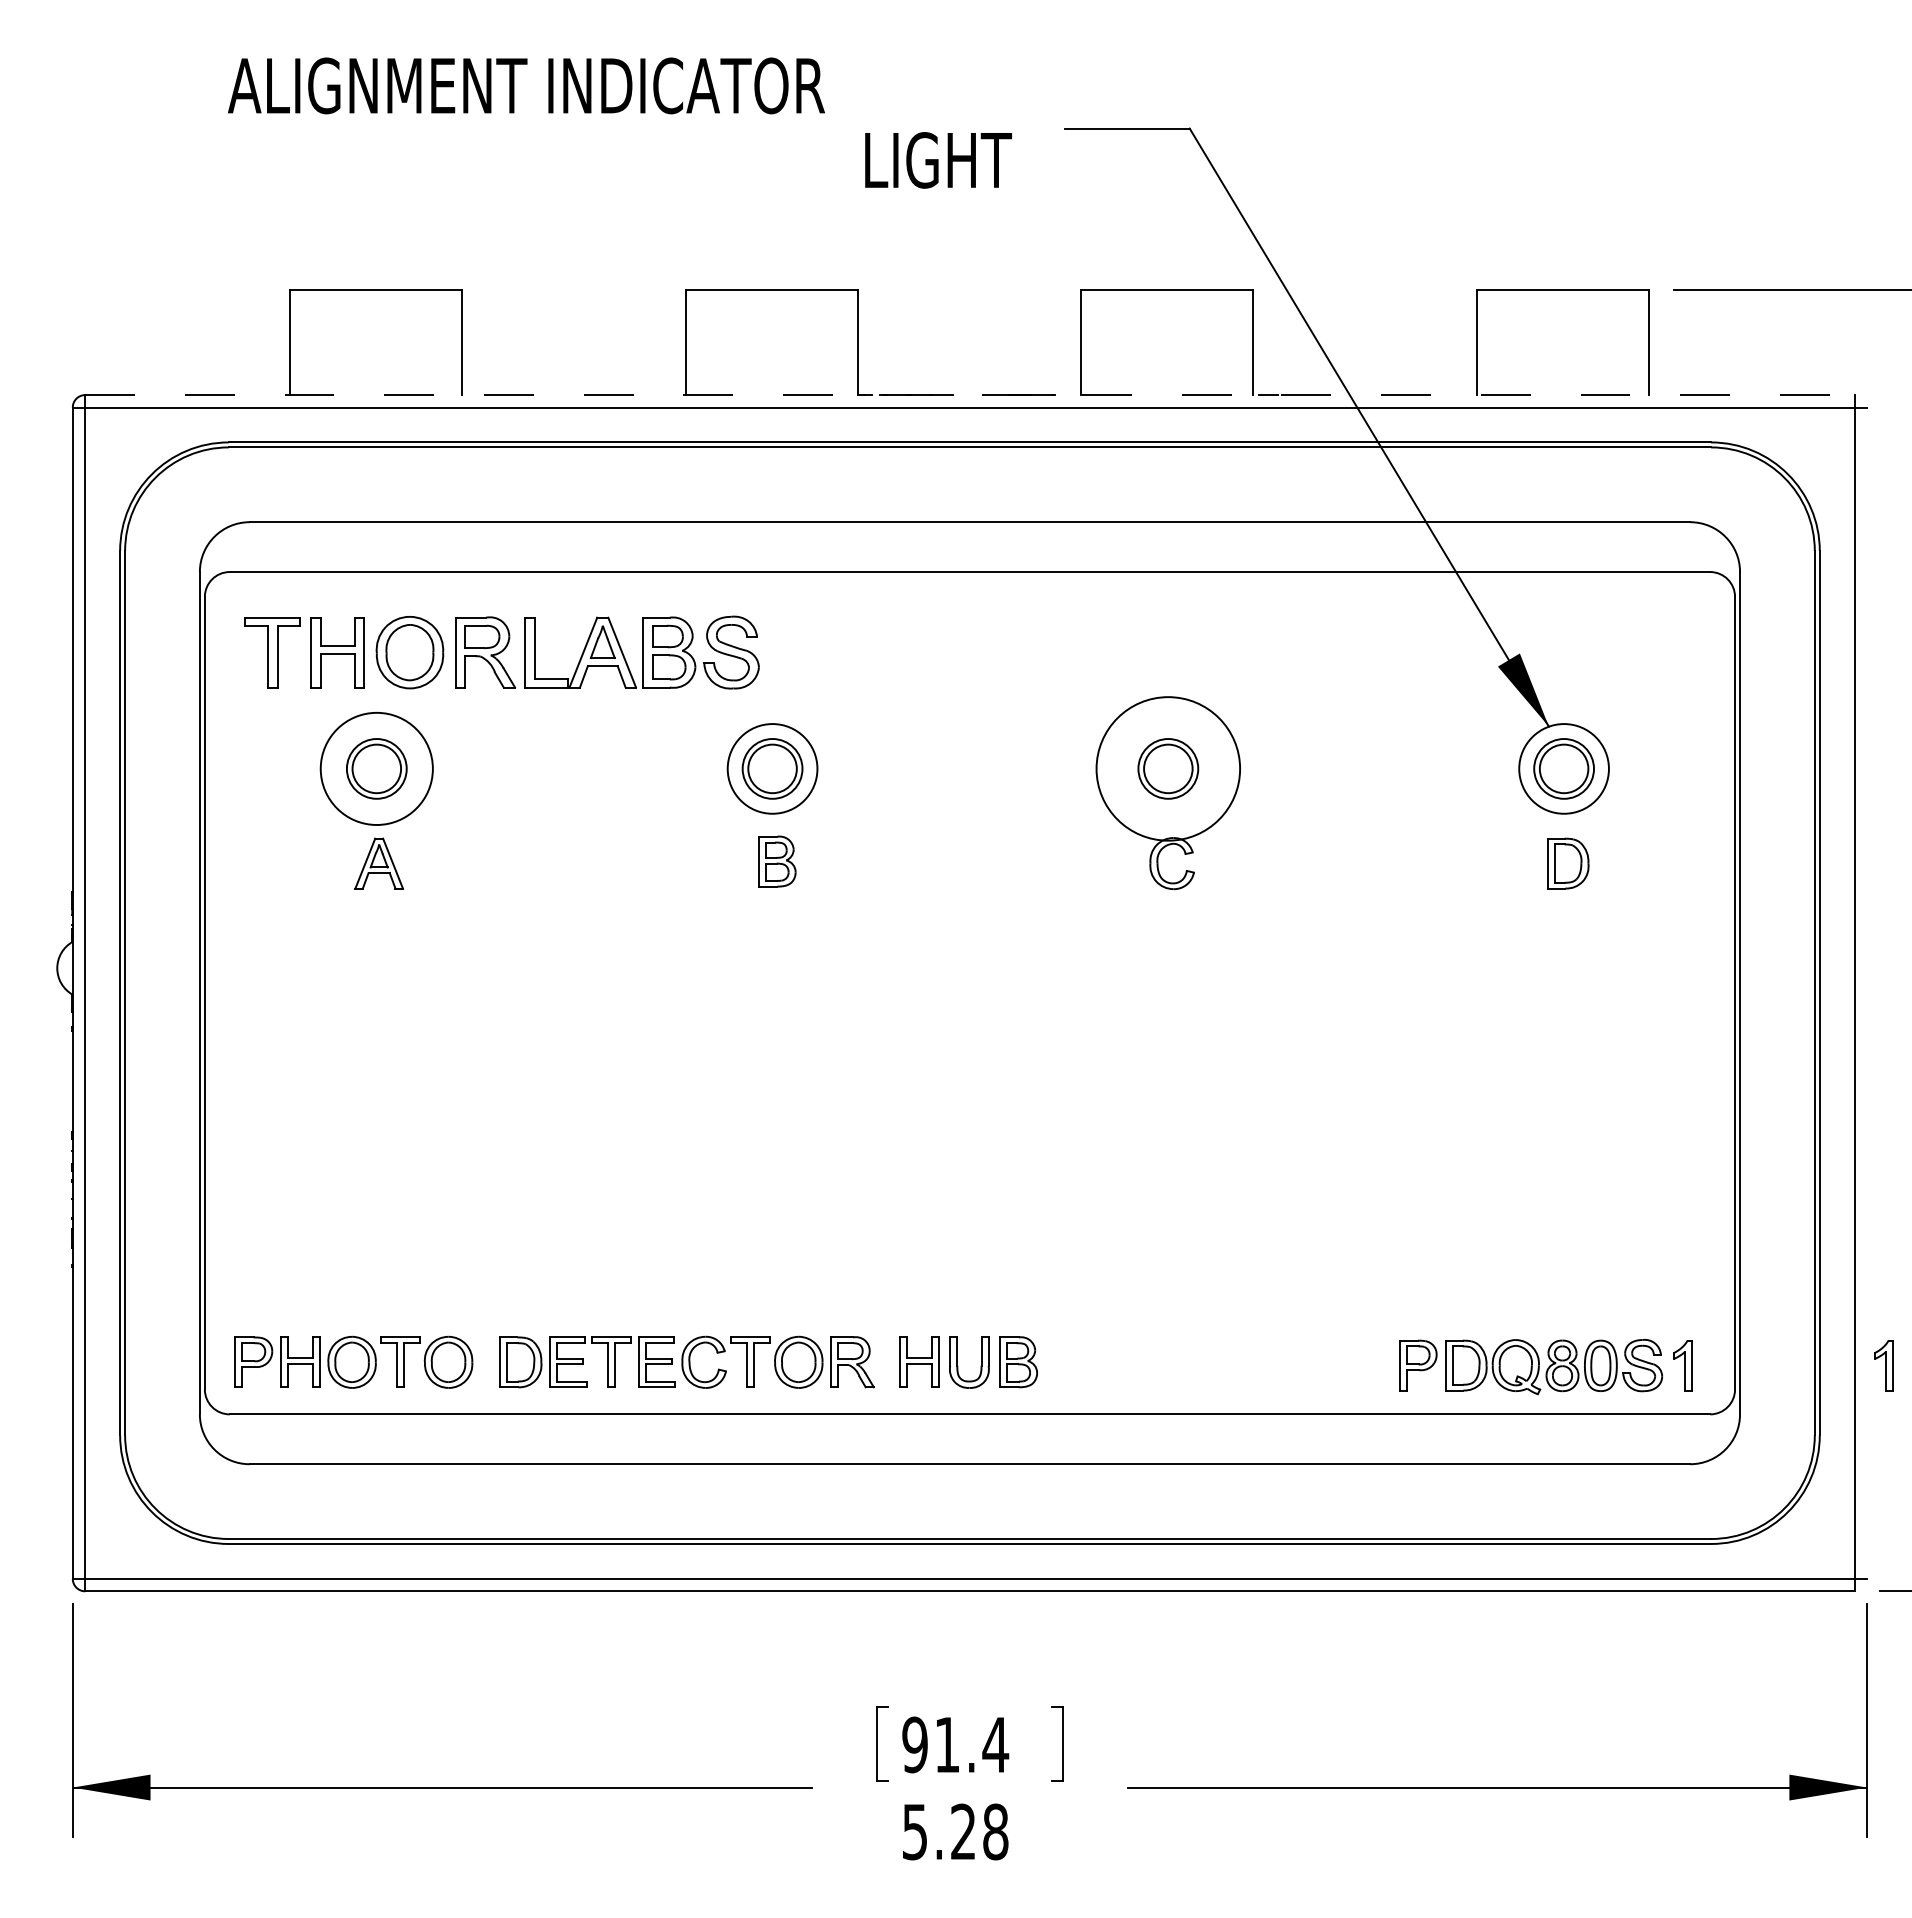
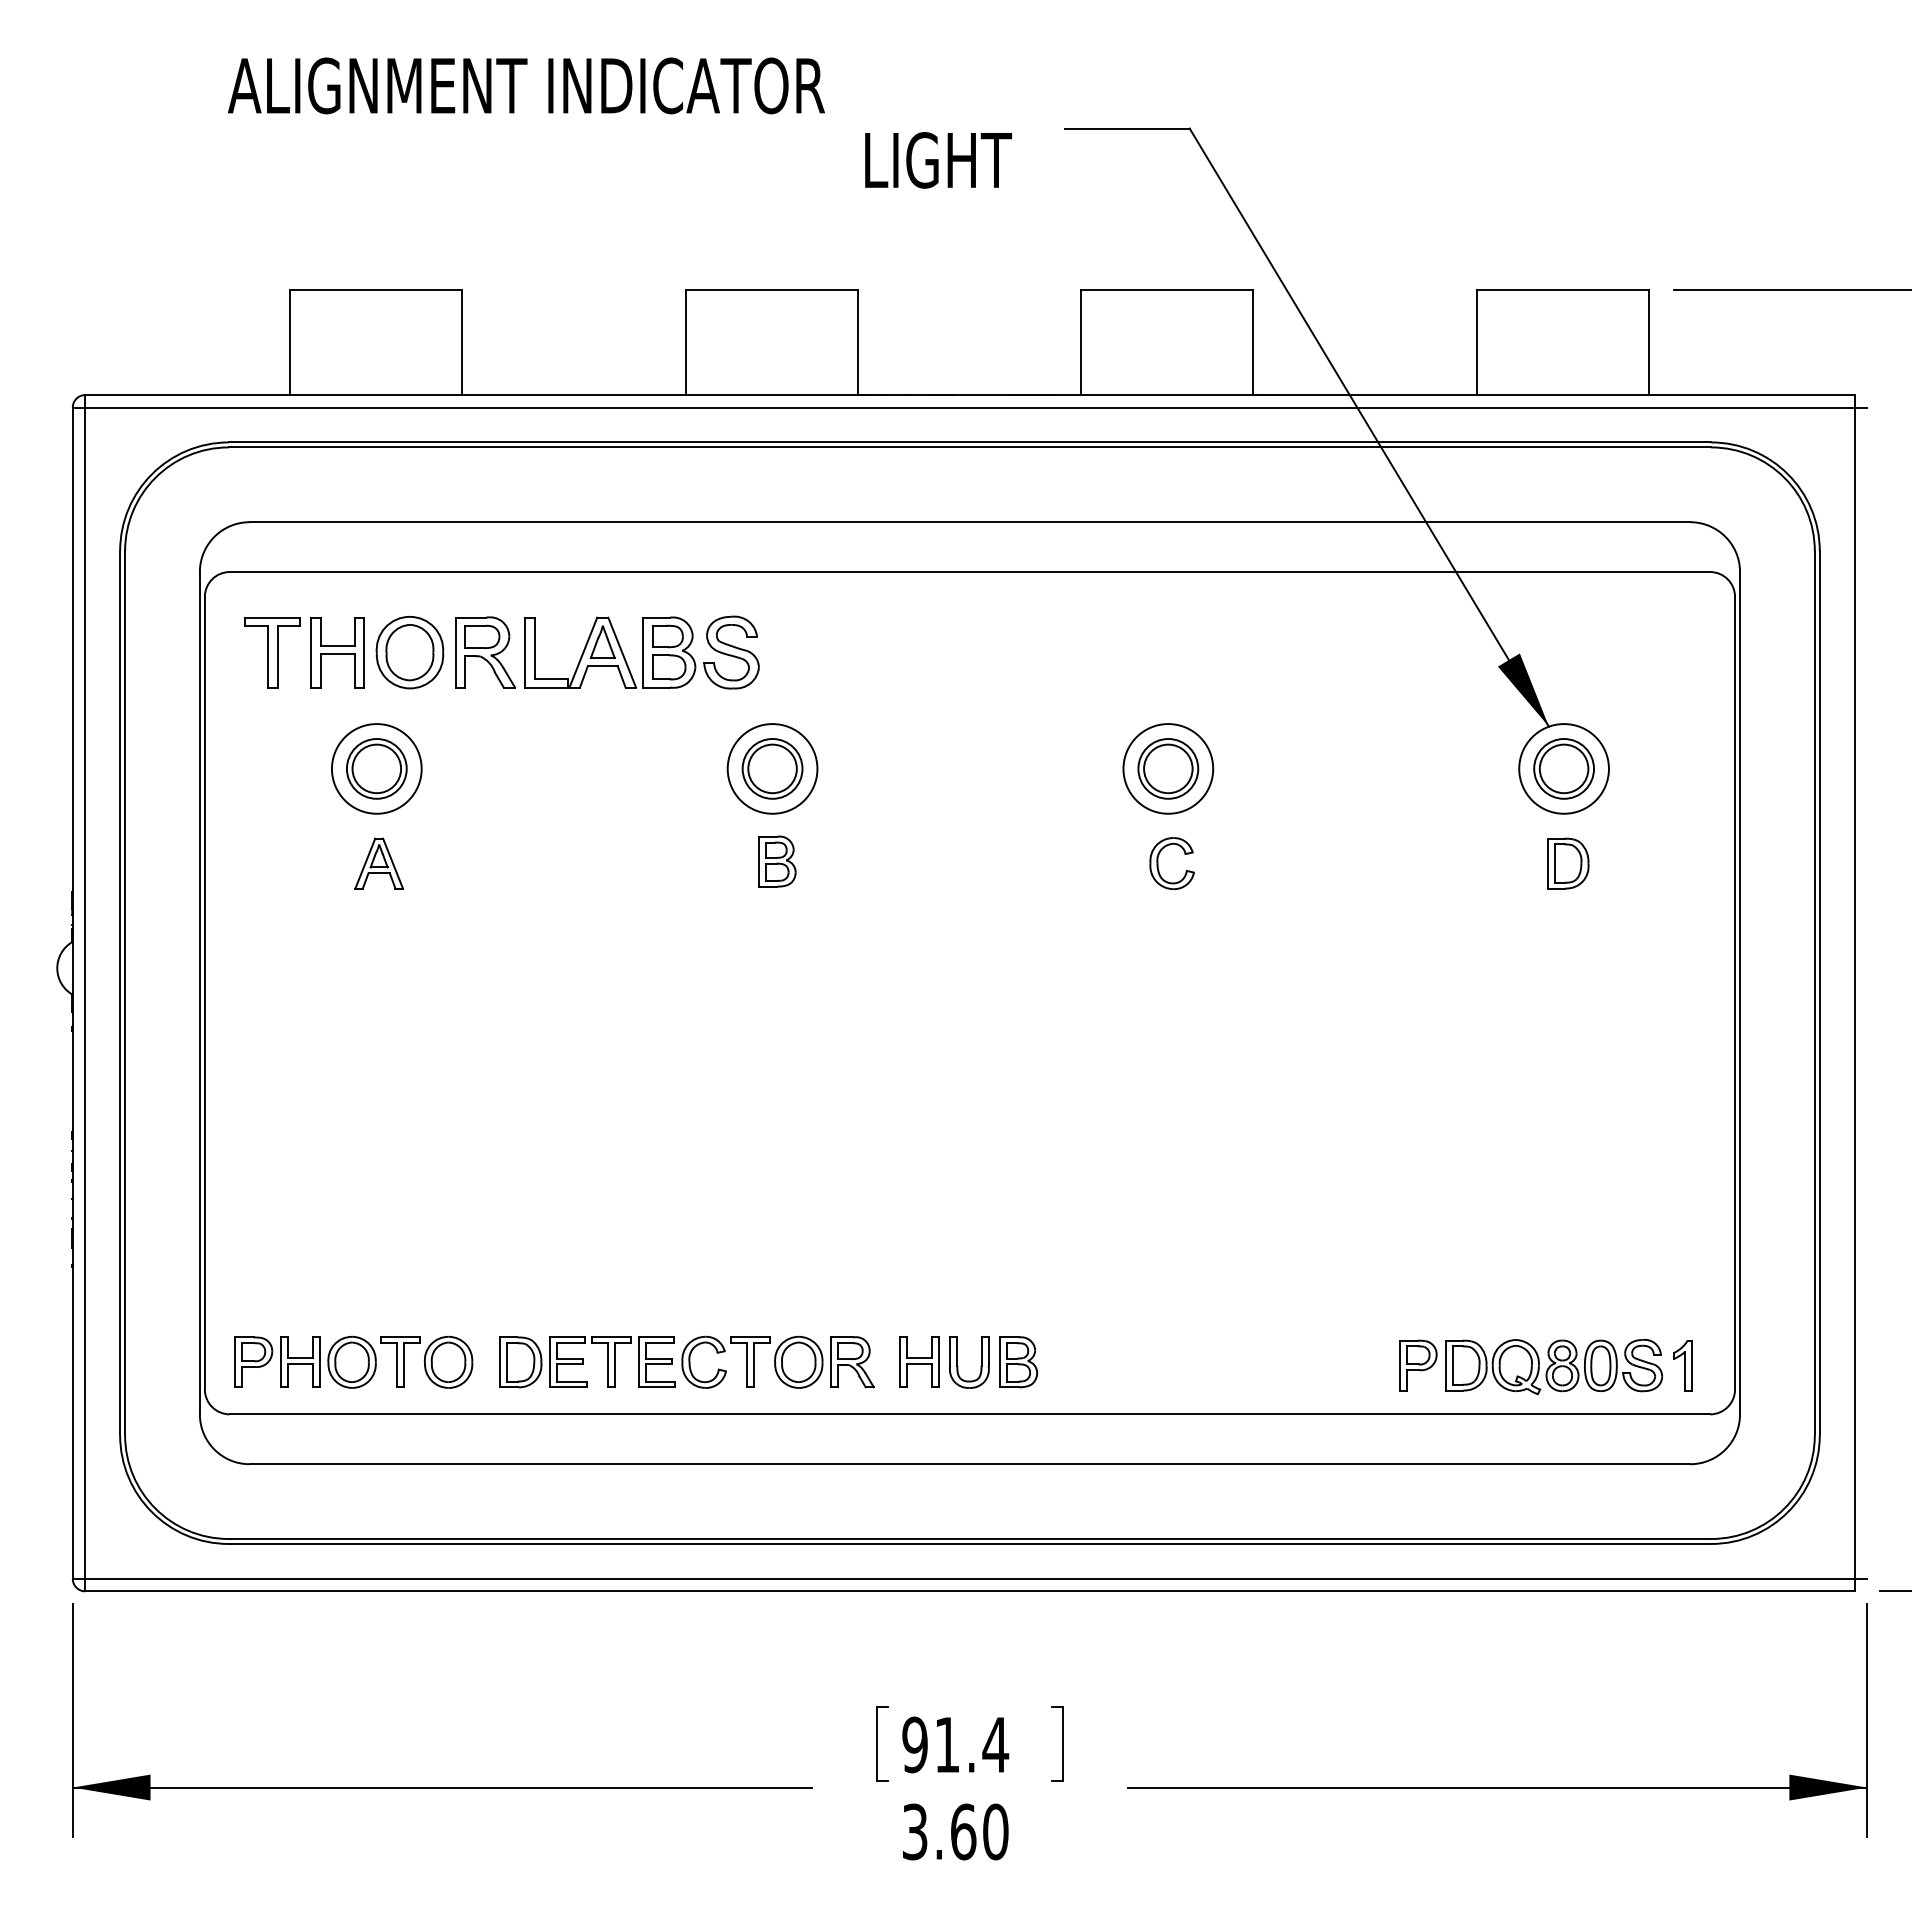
line: dashed -> solid (969, 395)
circle diameter: 112 px -> 90 px (376, 768)
circle diameter: 144 px -> 90 px (1168, 768)
part: present -> none (1883, 1365)
text: 5.28 -> 3.60 (955, 1831)
